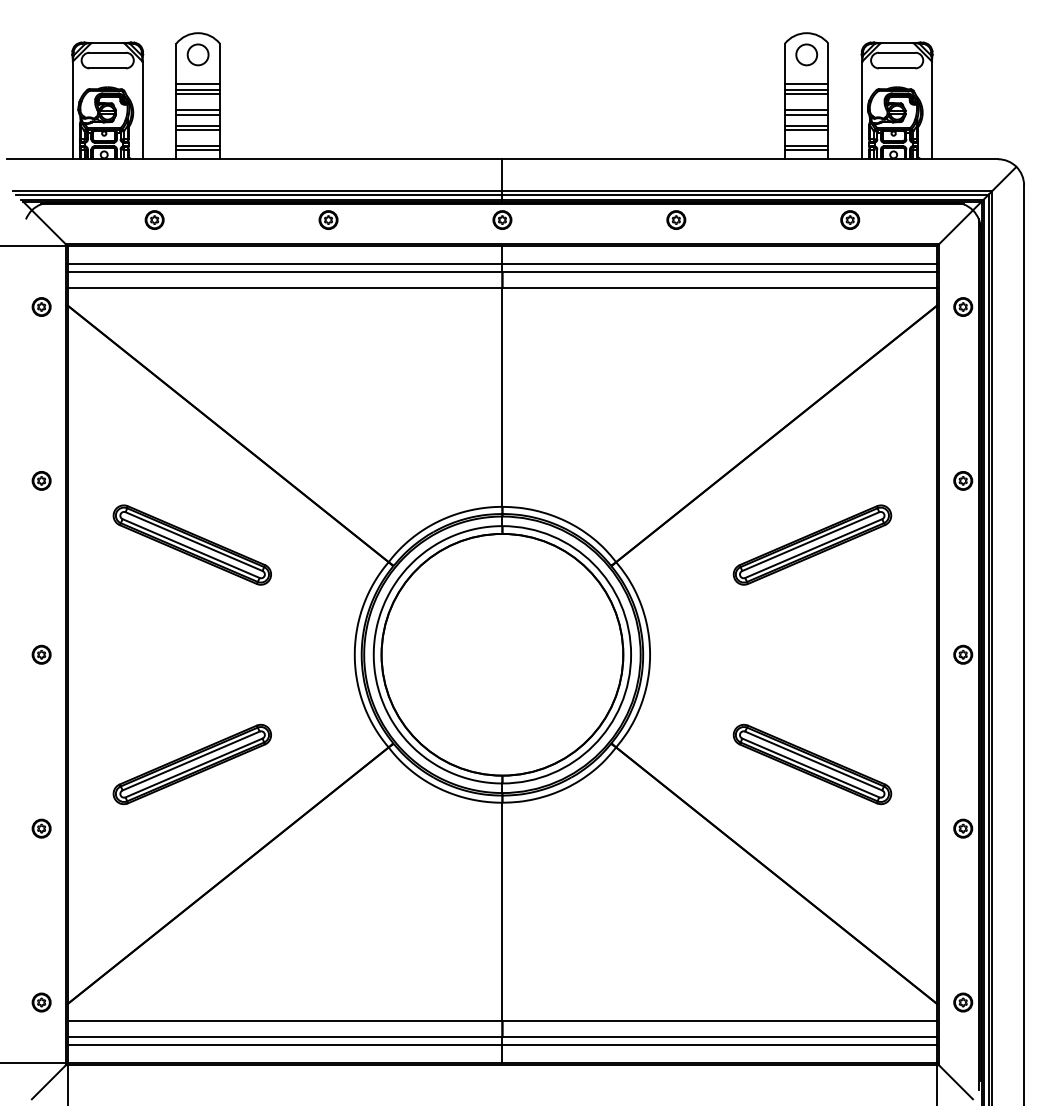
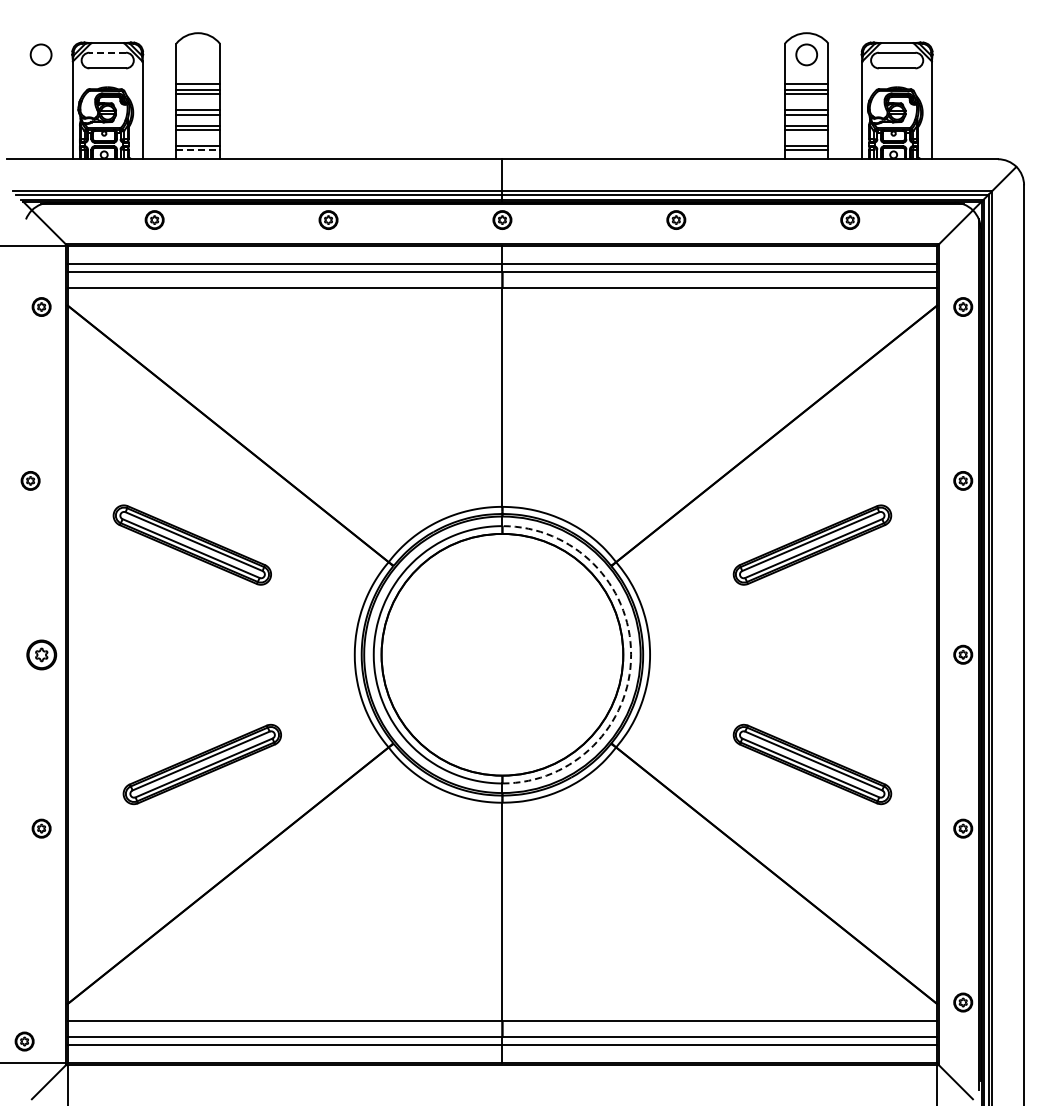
line: solid -> dashed (107, 52)
circle position: (197, 54) -> (40, 54) (40, 54)
line: solid -> dashed (198, 150)
part position: (41, 480) -> (30, 480) (30, 480)
part size: 21x21 px -> 32x32 px (41, 654)
arc: solid -> dashed (631, 654)
part position: (191, 764) -> (201, 764) (201, 764)
part position: (41, 1002) -> (24, 1041) (24, 1041)
